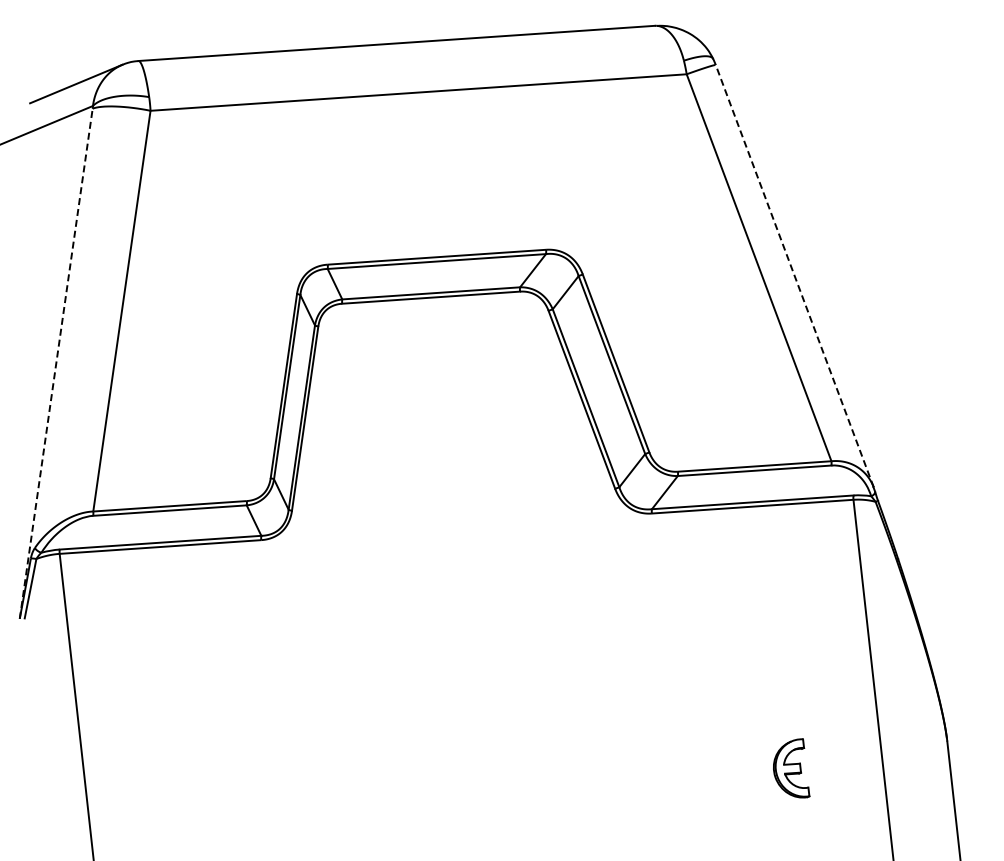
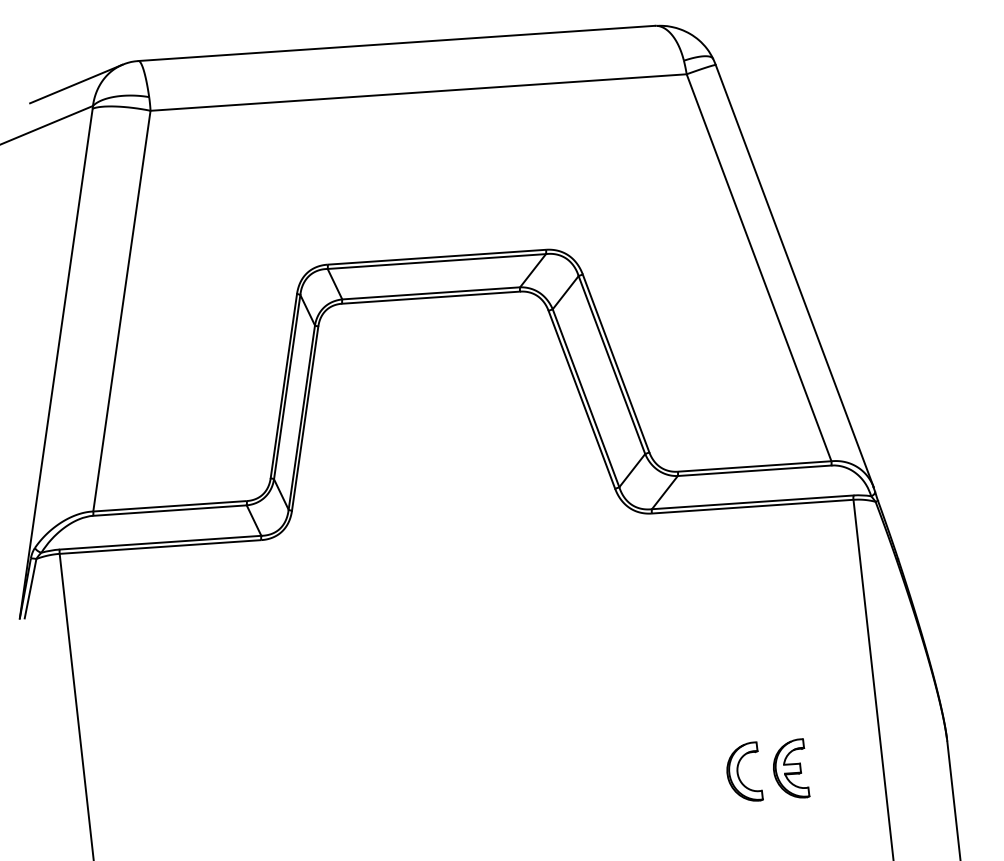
line: dashed -> solid (794, 275)
line: dashed -> solid (56, 363)
part: none -> present (744, 771)
